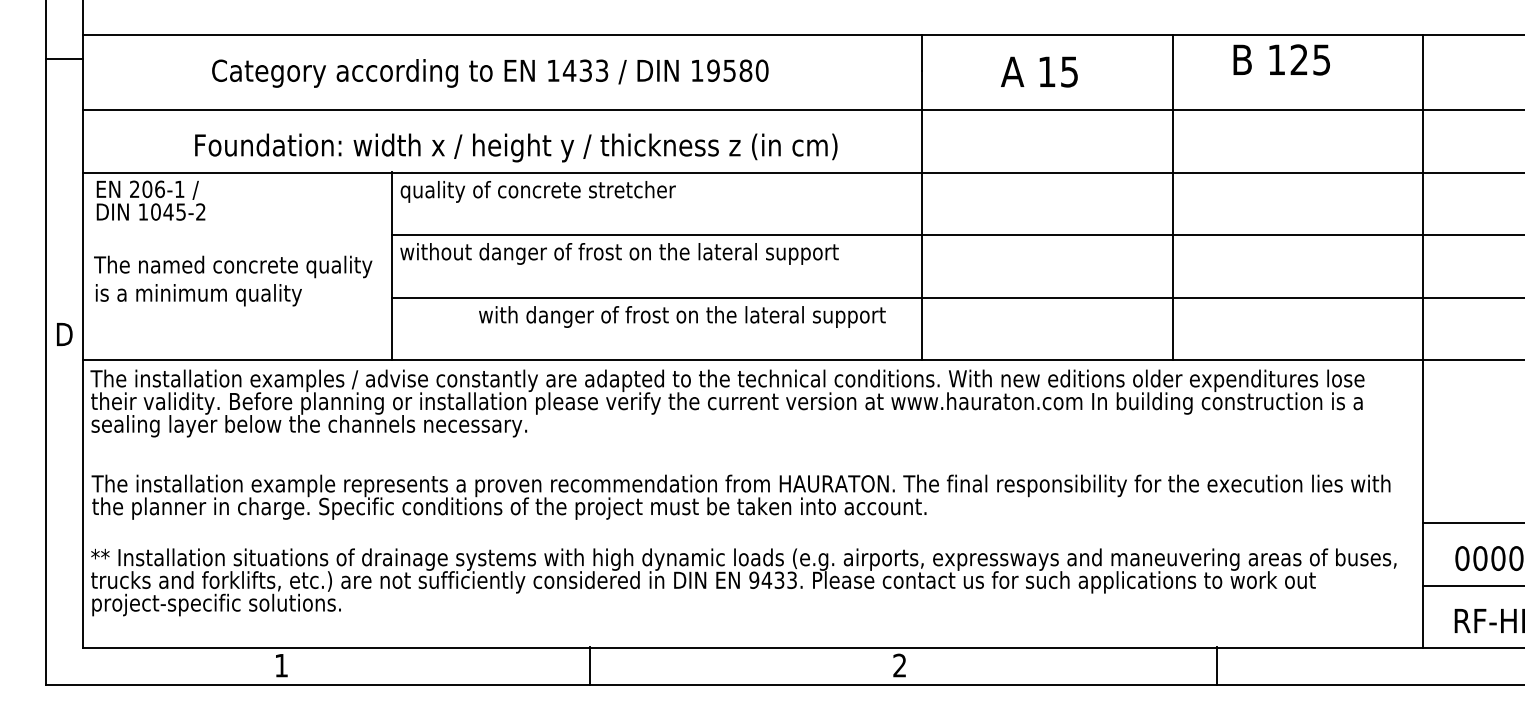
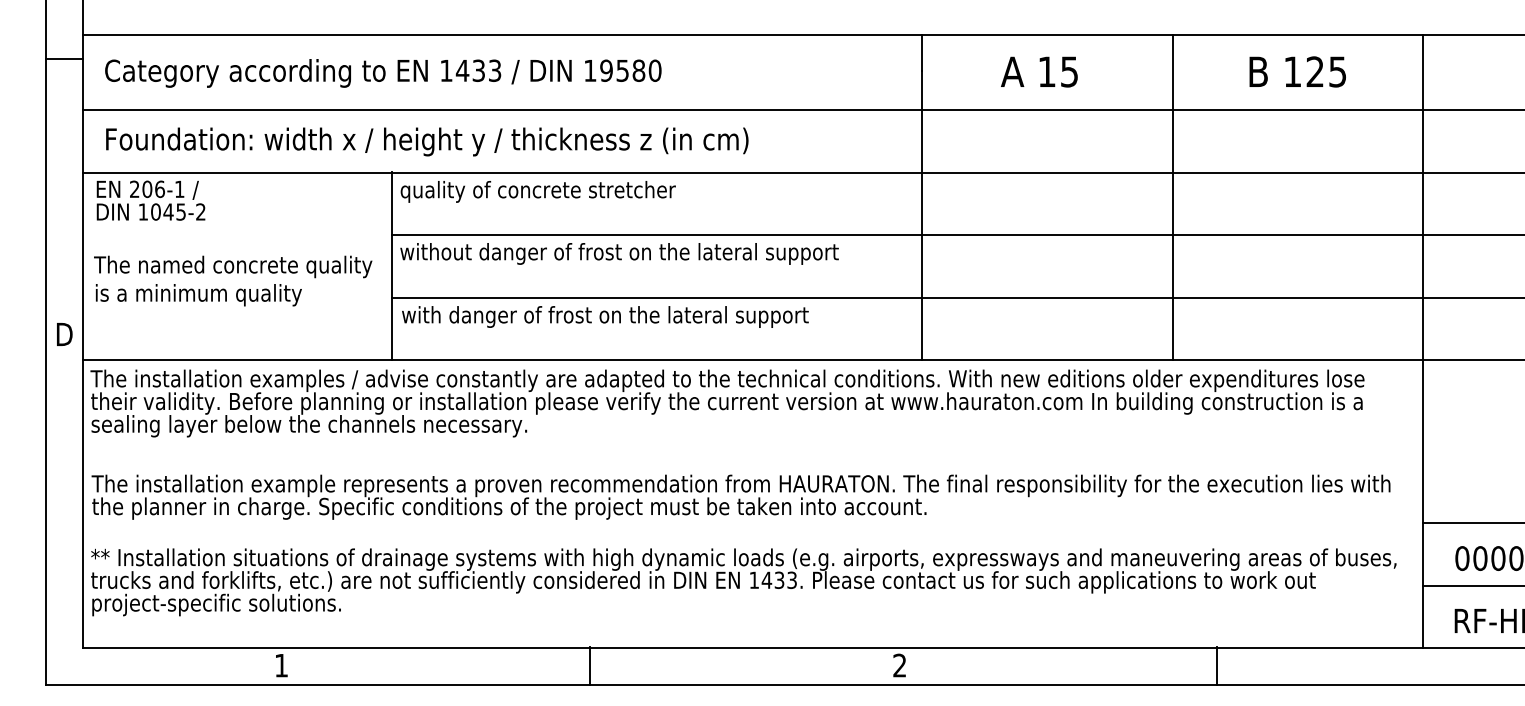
text position: (1281, 59) -> (1297, 71) (1297, 71)
text position: (490, 73) -> (383, 73) (383, 73)
text position: (516, 147) -> (427, 141) (427, 141)
text position: (682, 316) -> (605, 316) (605, 316)
text: 9433. -> 1433. (754, 579)
